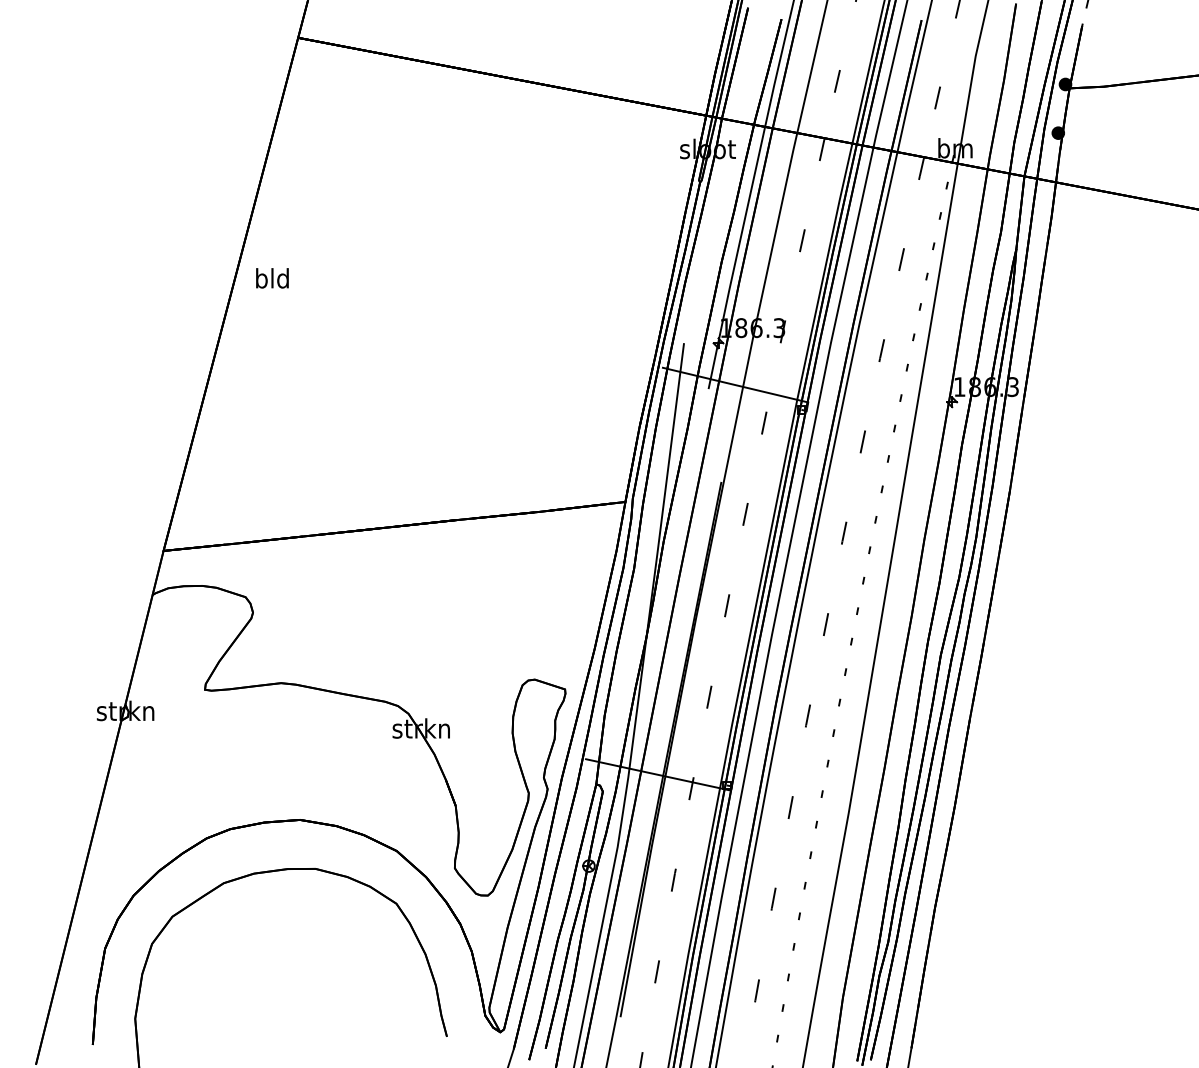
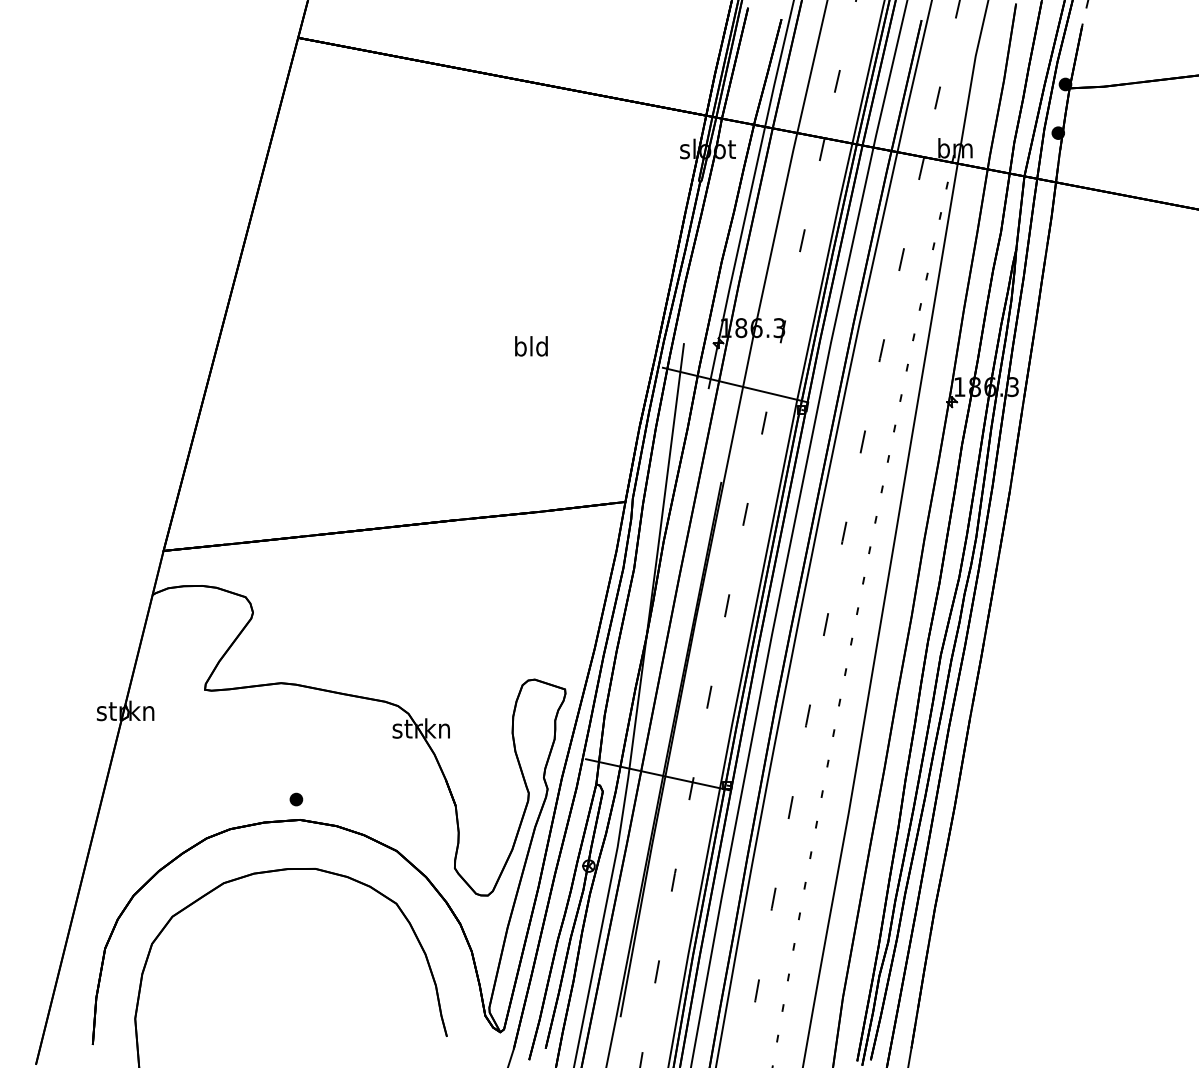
text position: (272, 278) -> (531, 346) (531, 346)
part: none -> present (296, 799)
